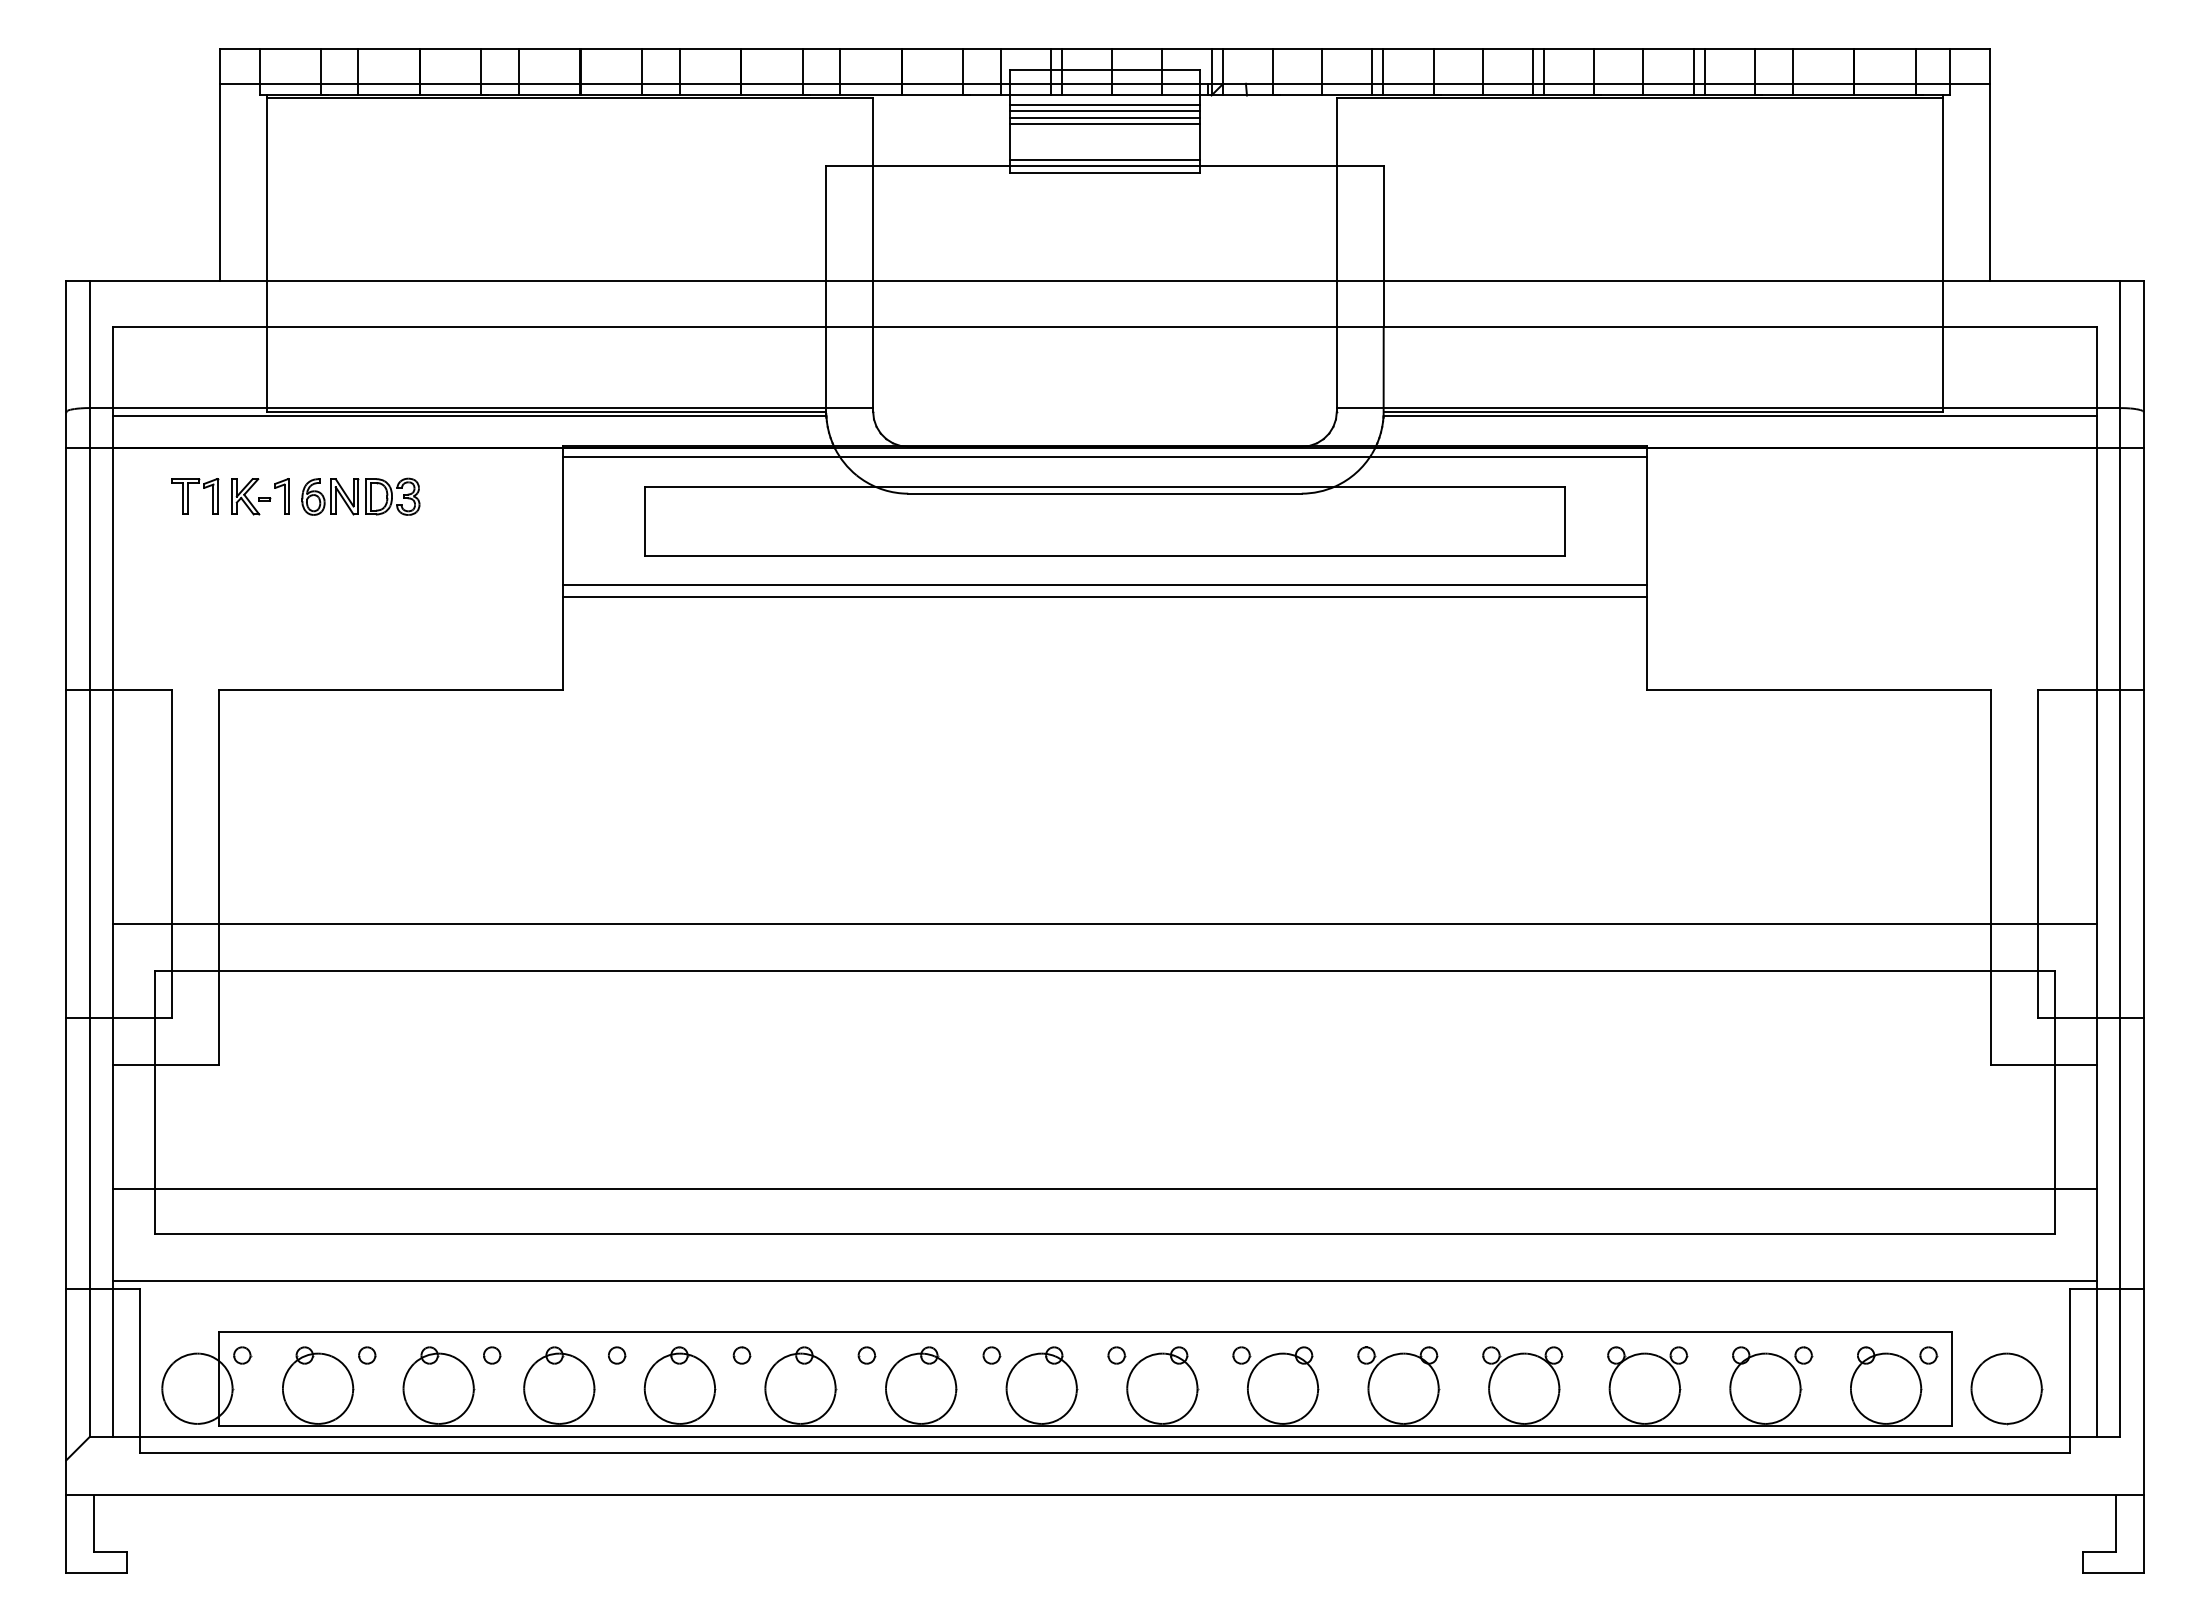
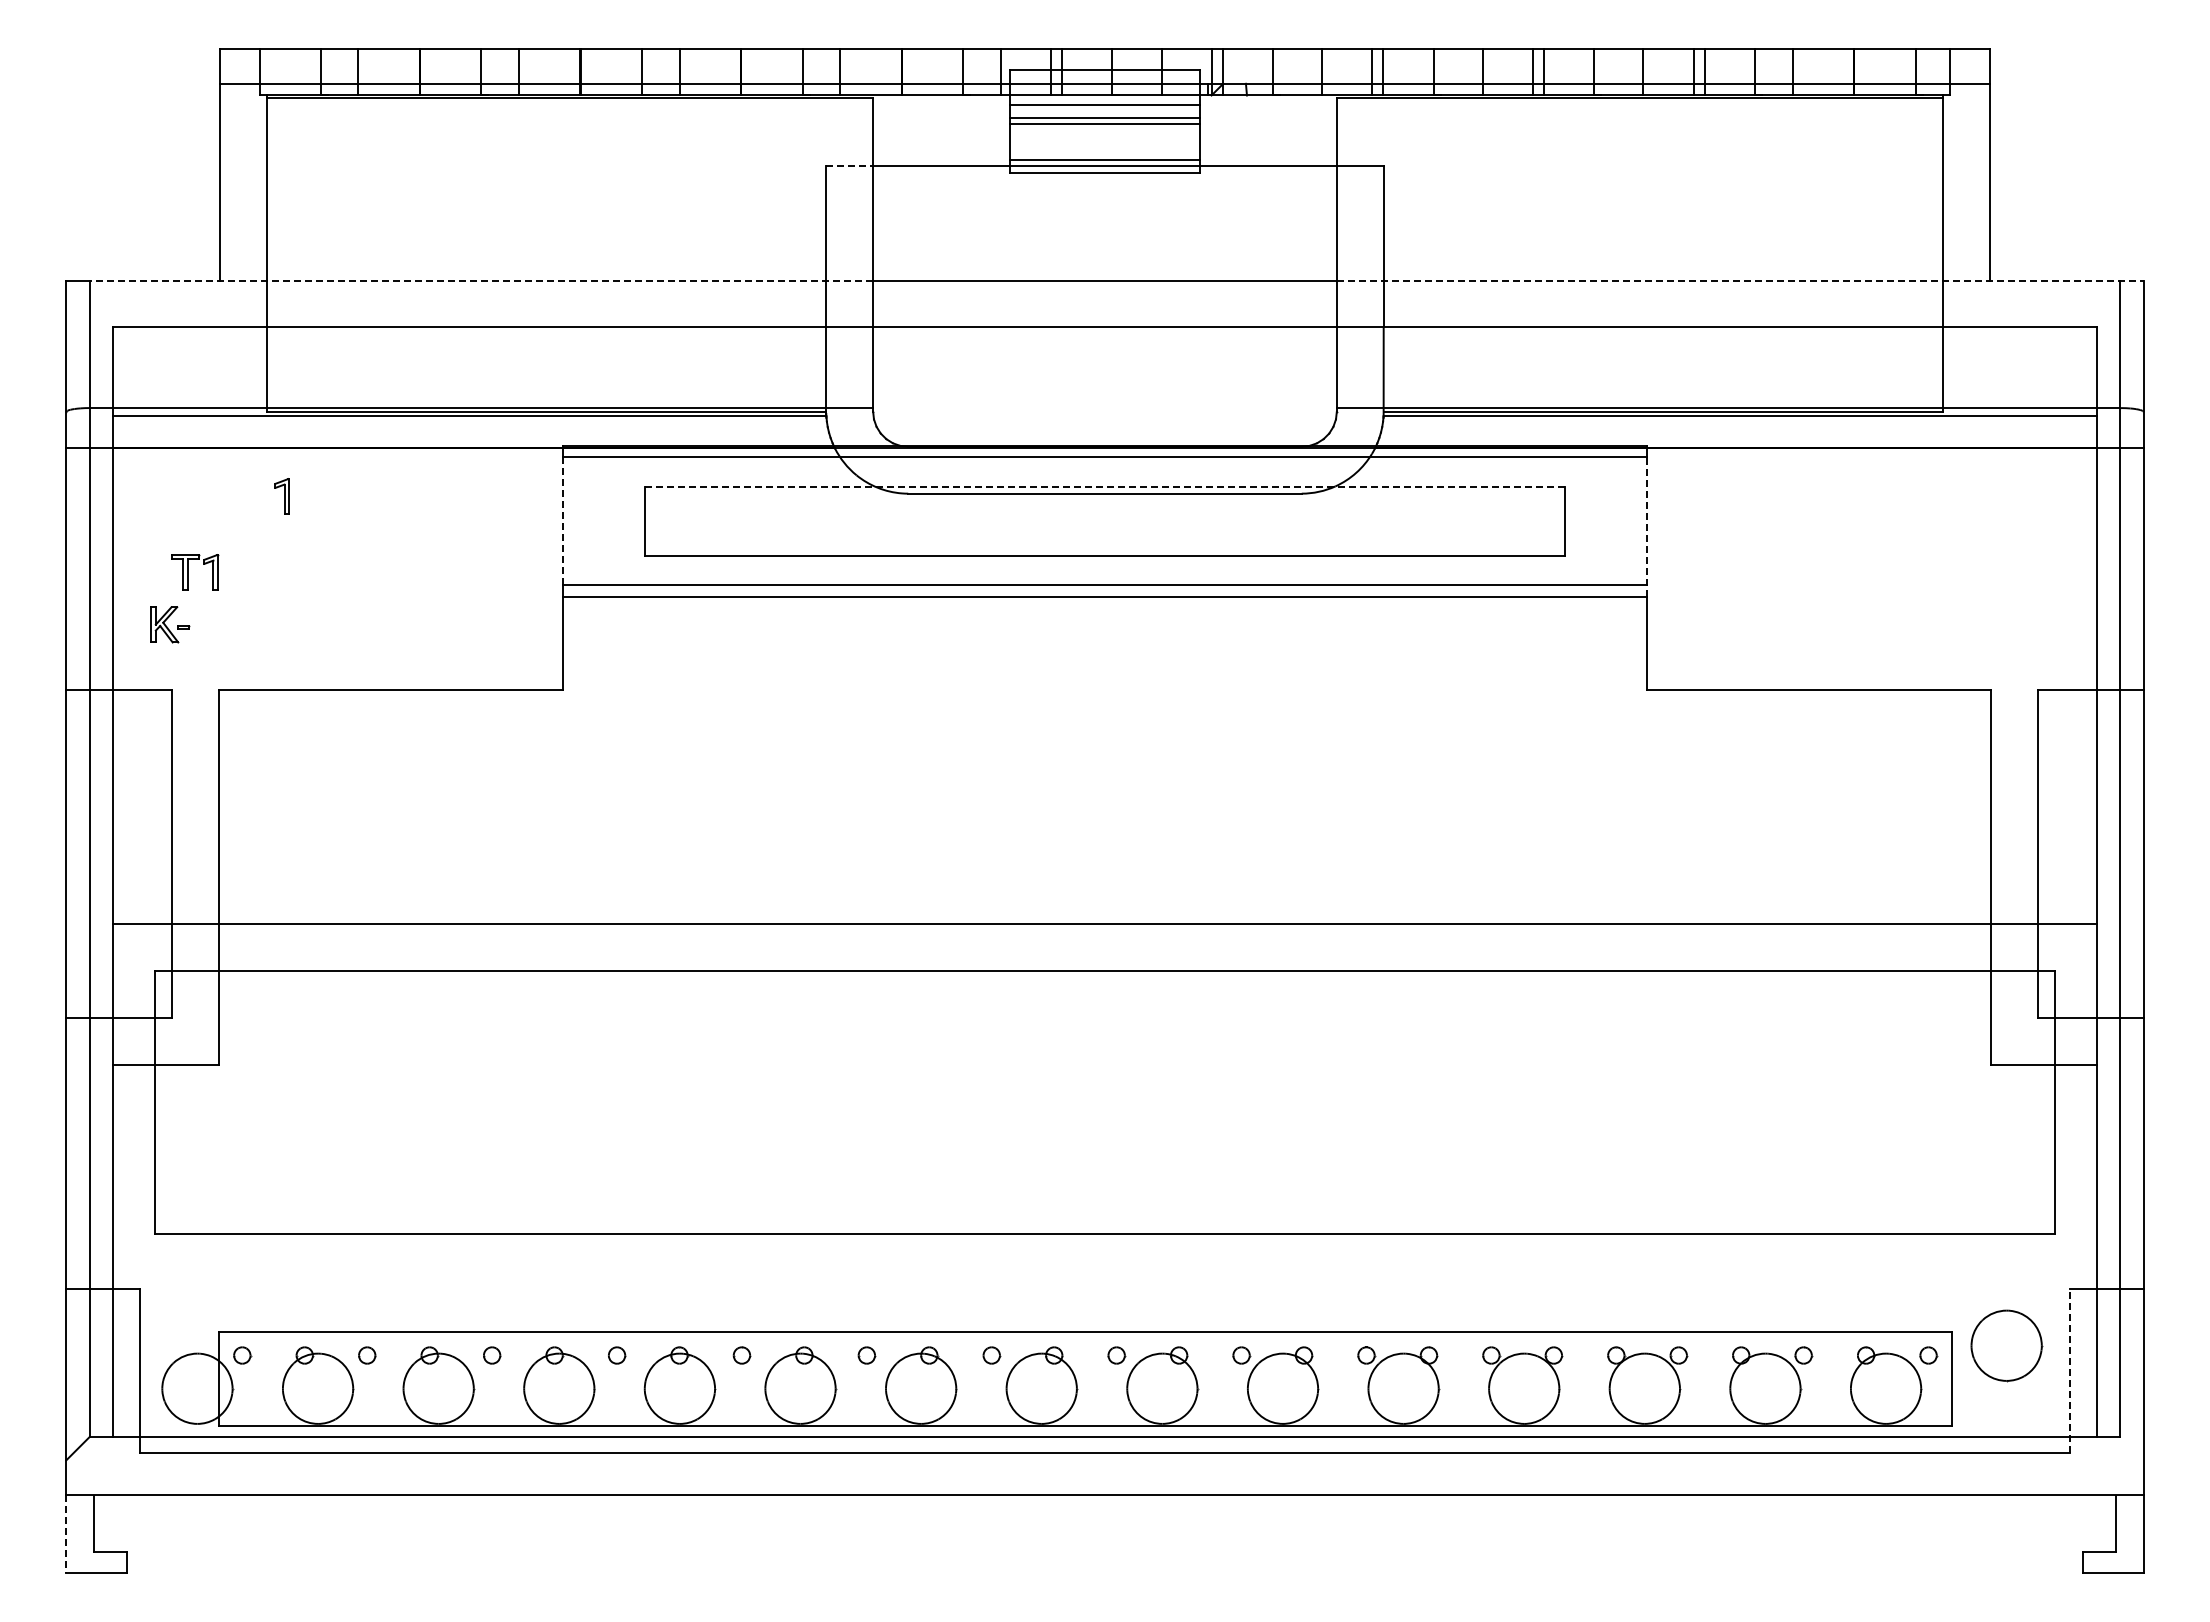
line: present -> none (1104, 111)
line: solid -> dashed (850, 165)
line: solid -> dashed (481, 280)
line: solid -> dashed (1740, 280)
line: solid -> dashed (1105, 486)
part position: (188, 496) -> (188, 572) (188, 572)
part position: (251, 496) -> (170, 624) (170, 624)
part: present -> none (360, 496)
line: solid -> dashed (562, 521)
line: solid -> dashed (1647, 527)
line: present -> none (1104, 1188)
line: present -> none (1104, 1280)
line: solid -> dashed (2070, 1370)
part position: (2006, 1388) -> (2006, 1345) (2006, 1345)
line: solid -> dashed (66, 1534)
